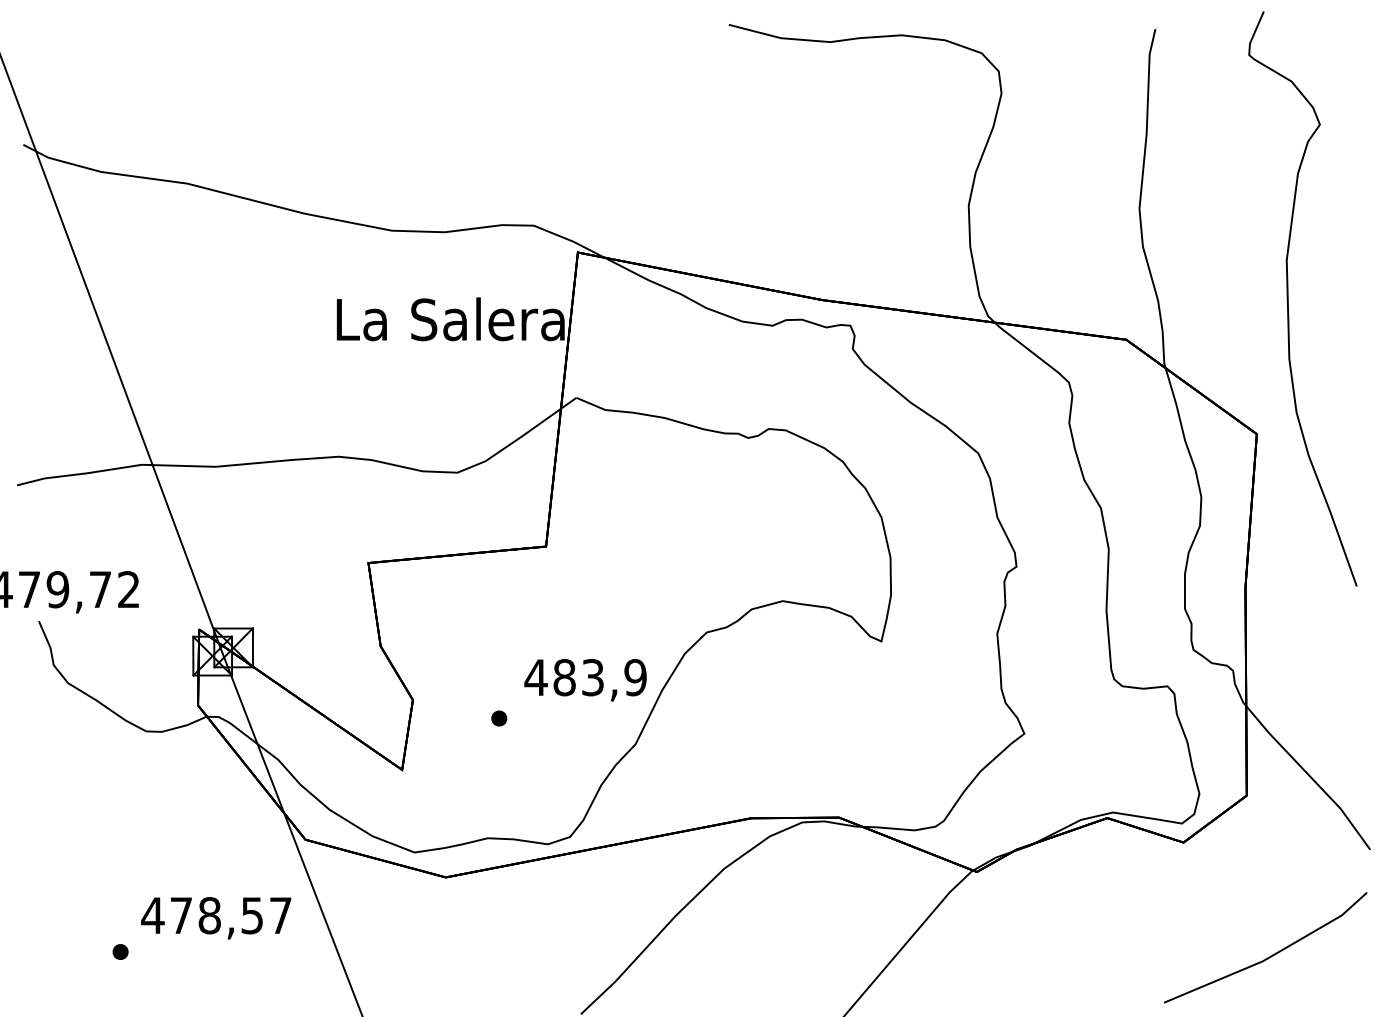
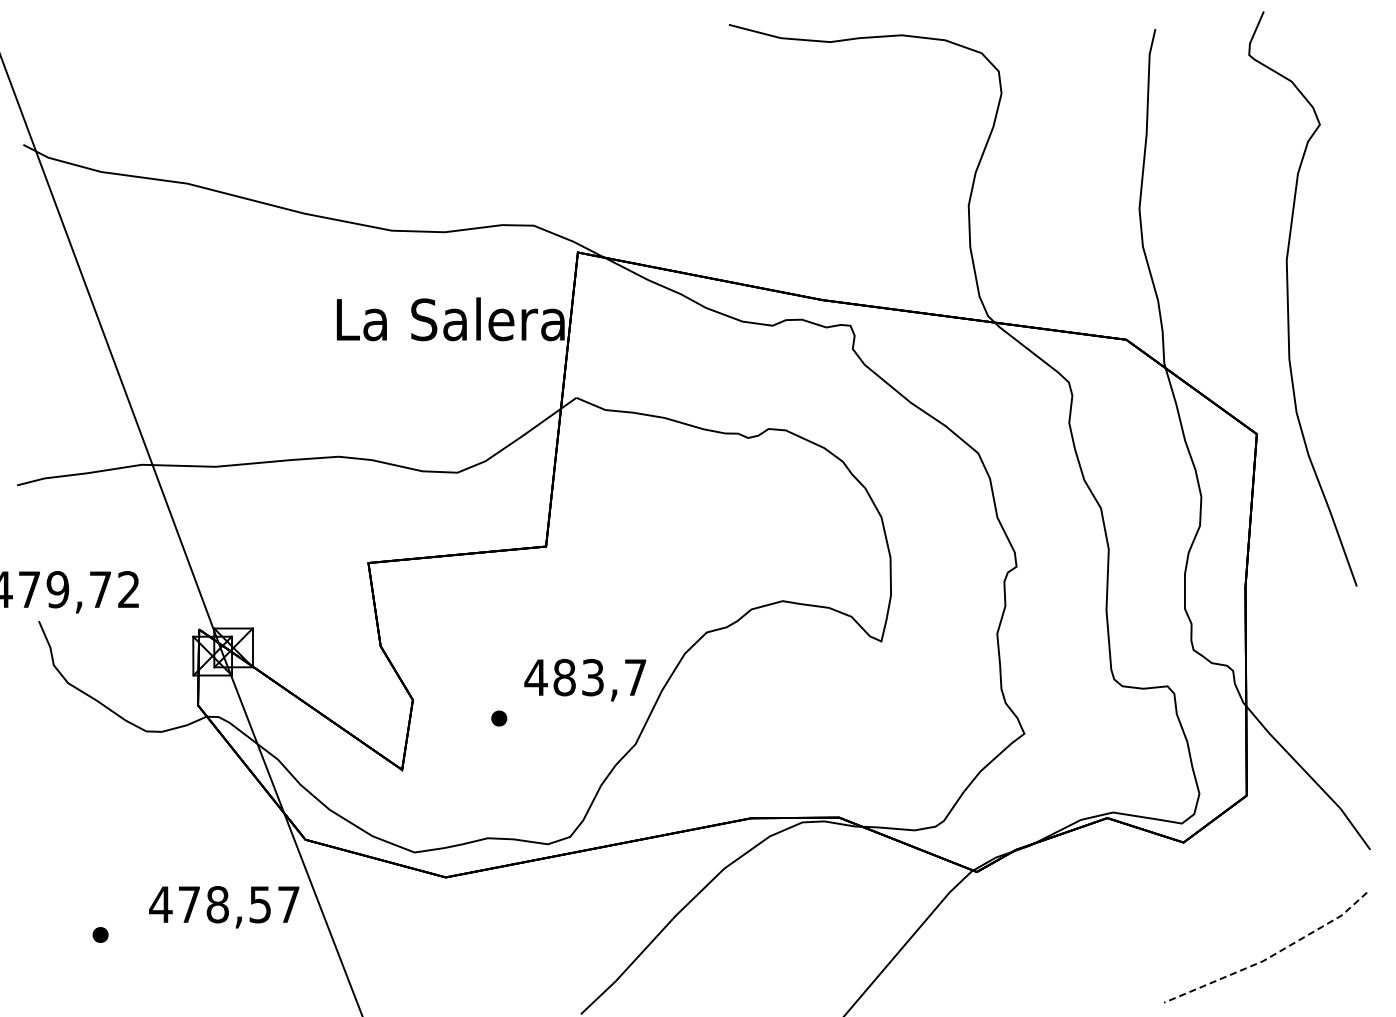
text: 483,9 -> 483,7 (635, 677)
text position: (216, 918) -> (224, 907) (224, 907)
part position: (120, 951) -> (100, 934) (100, 934)
line: solid -> dashed (1270, 956)
